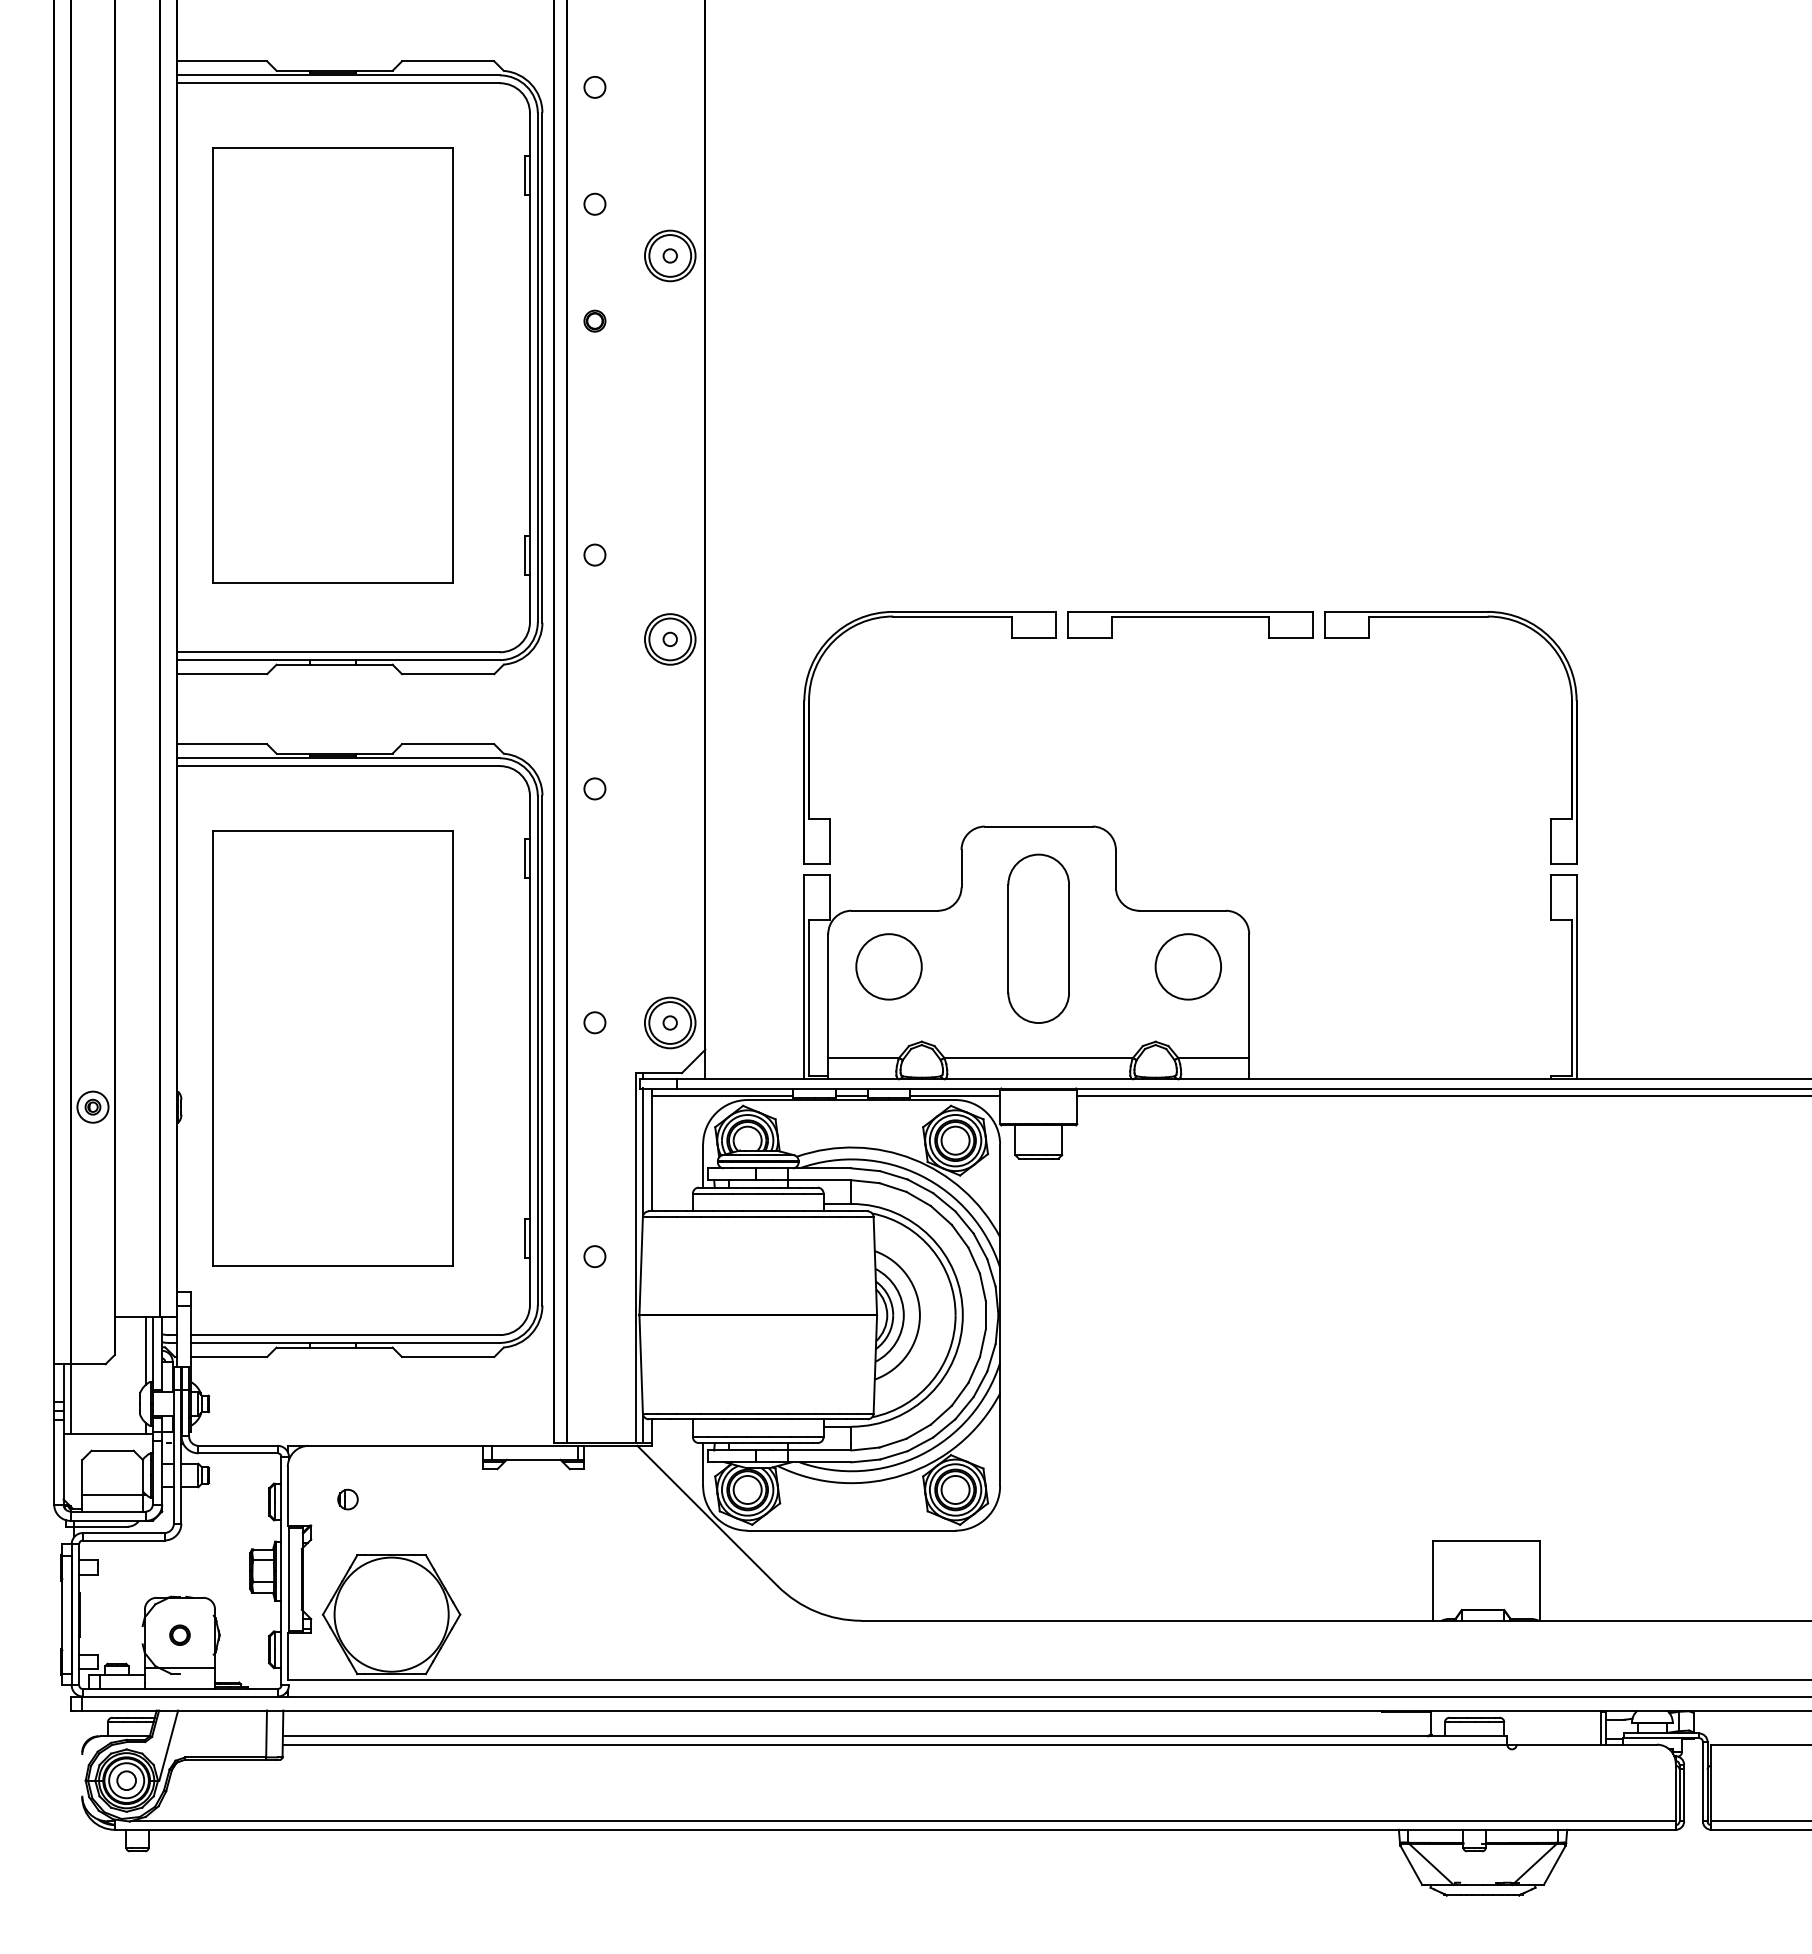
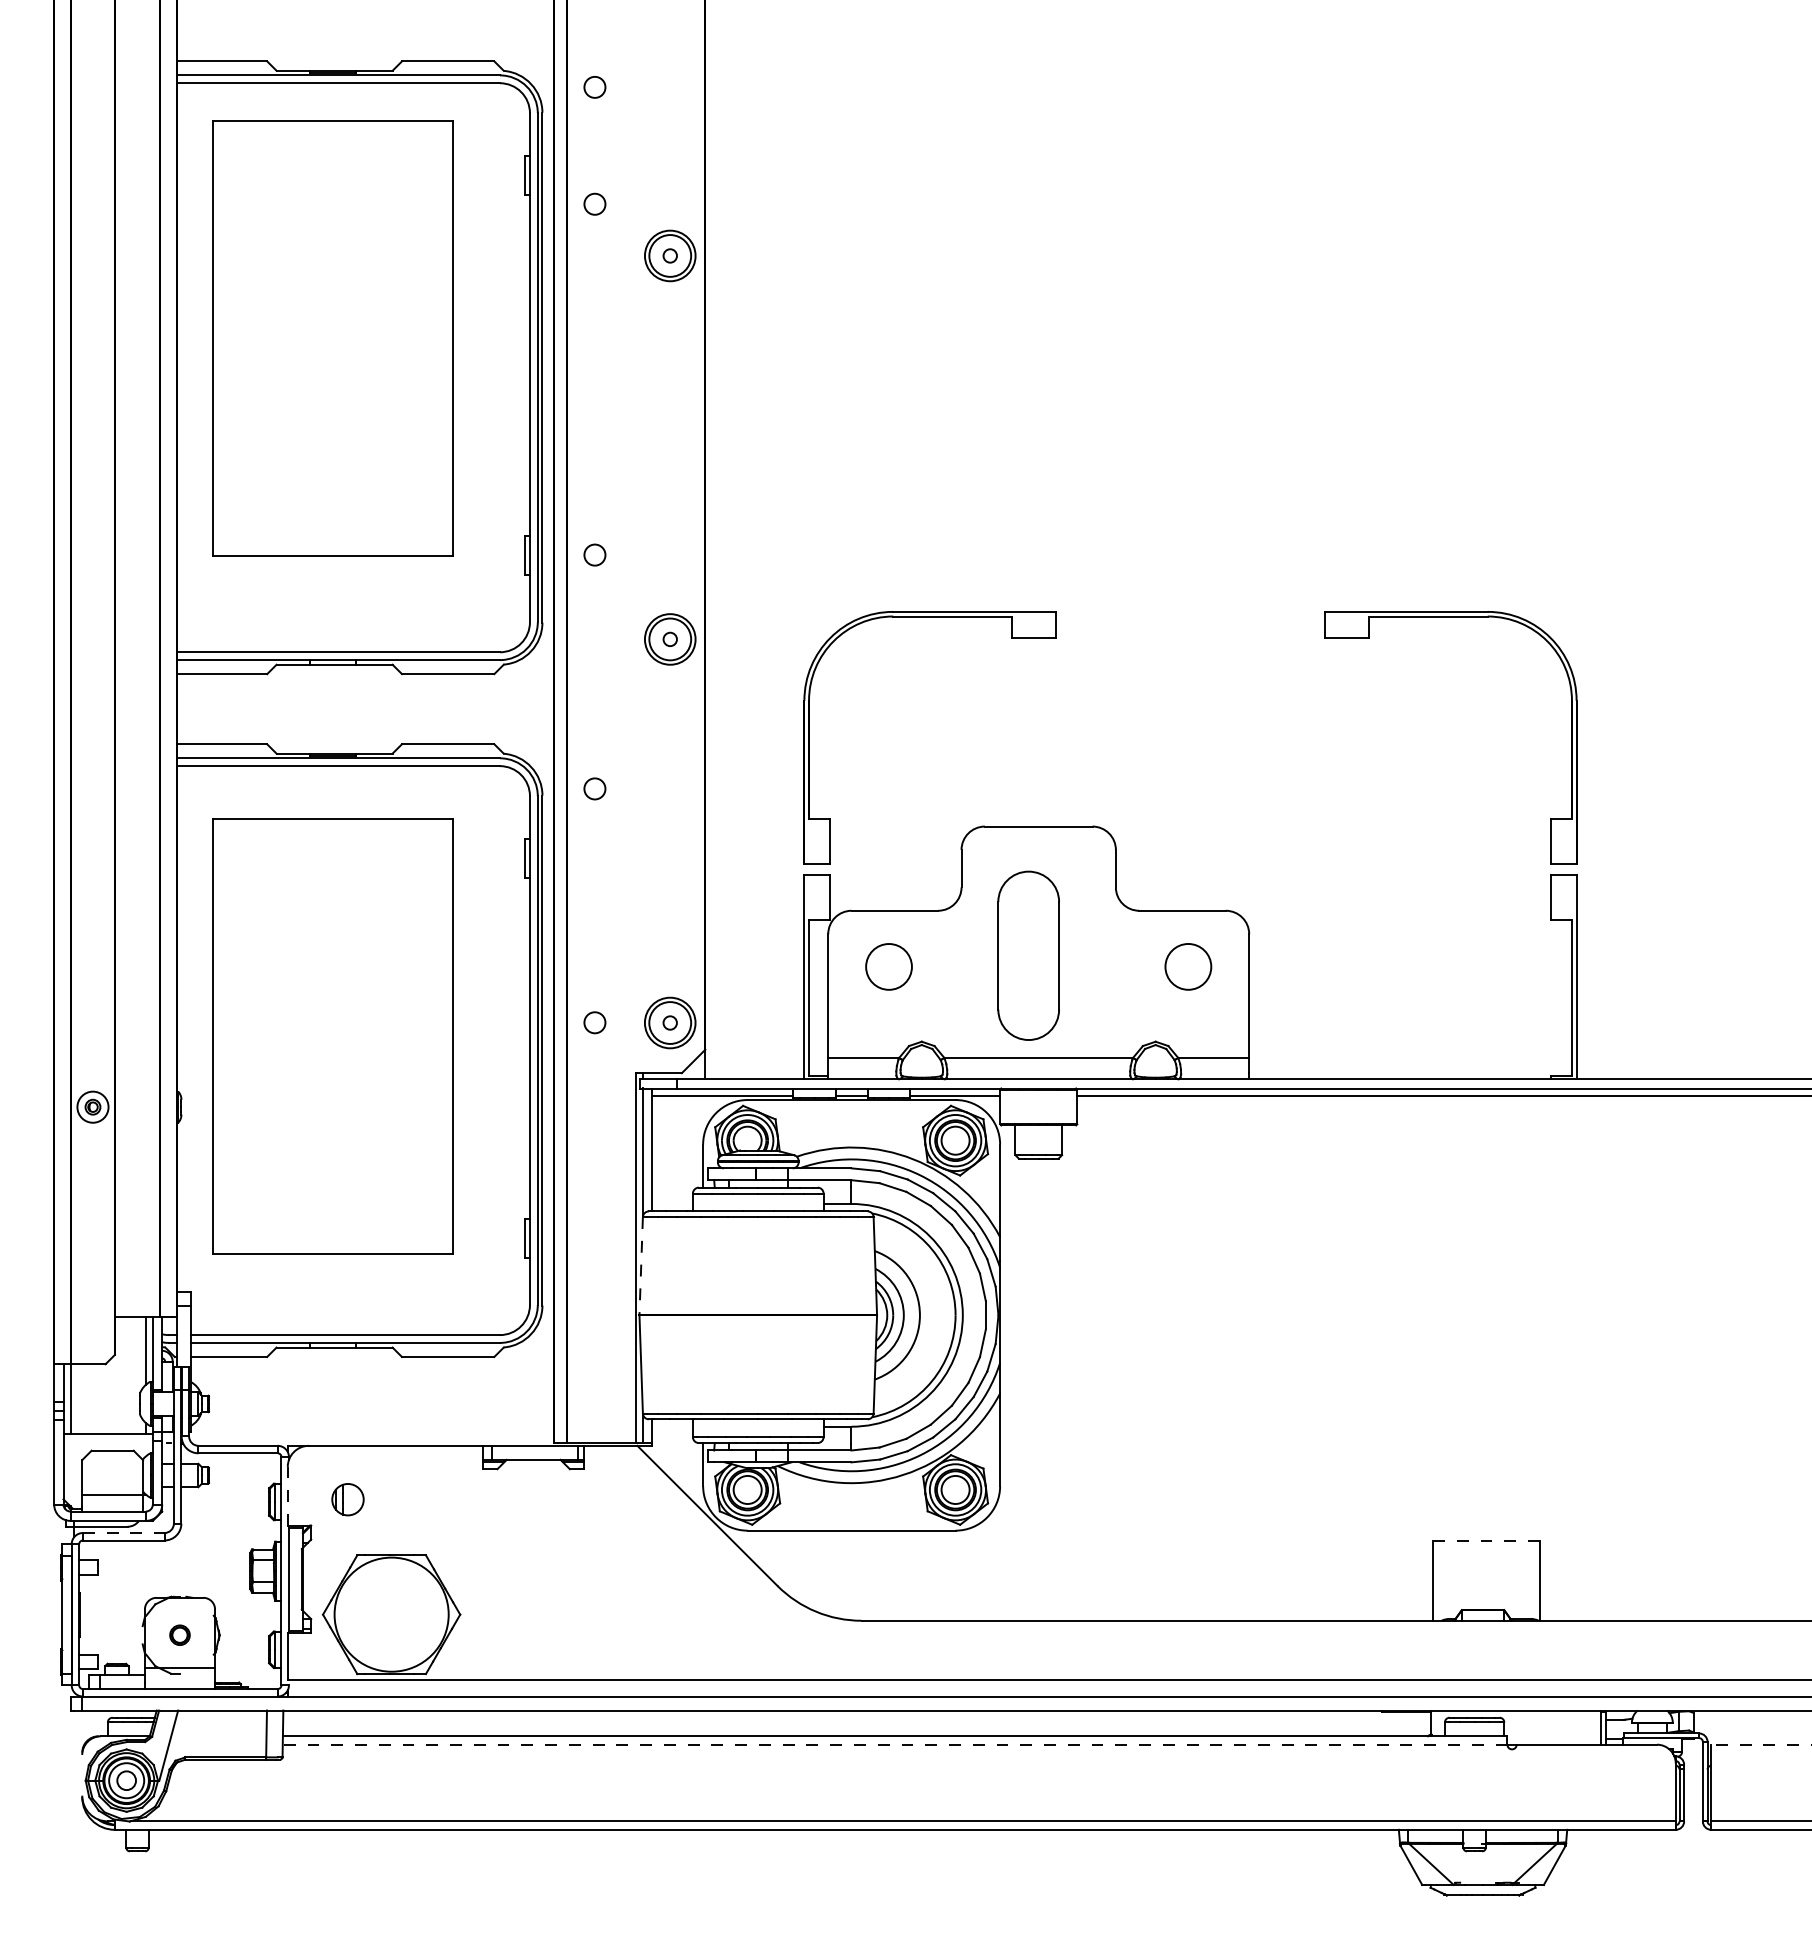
part: present -> none (594, 320)
part position: (332, 365) -> (332, 338) (332, 338)
part: present -> none (1190, 617)
part position: (1038, 938) -> (1028, 955) (1028, 955)
circle size: 68x68 px -> 48x48 px (888, 966)
circle diameter: 65 px -> 46 px (1188, 966)
part position: (332, 1048) -> (332, 1036) (332, 1036)
circle: present -> none (594, 1256)
line: solid -> dashed (641, 1266)
line: solid -> dashed (287, 1495)
part size: 22x23 px -> 34x34 px (347, 1499)
line: solid -> dashed (123, 1533)
line: solid -> dashed (1486, 1540)
line: solid -> dashed (894, 1744)
line: solid -> dashed (1760, 1744)
